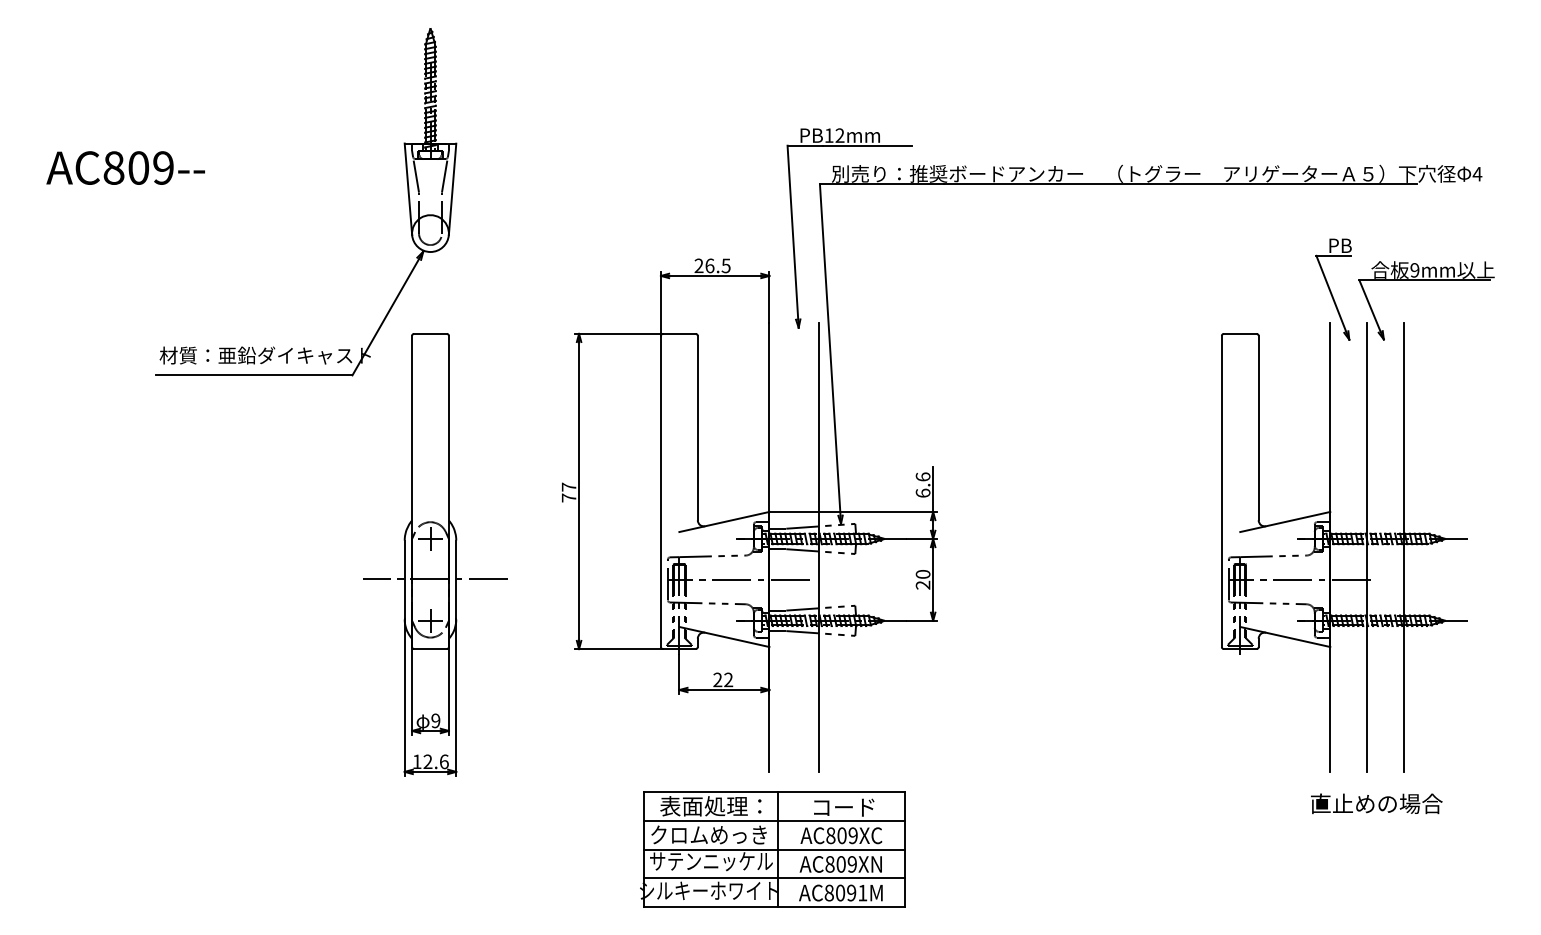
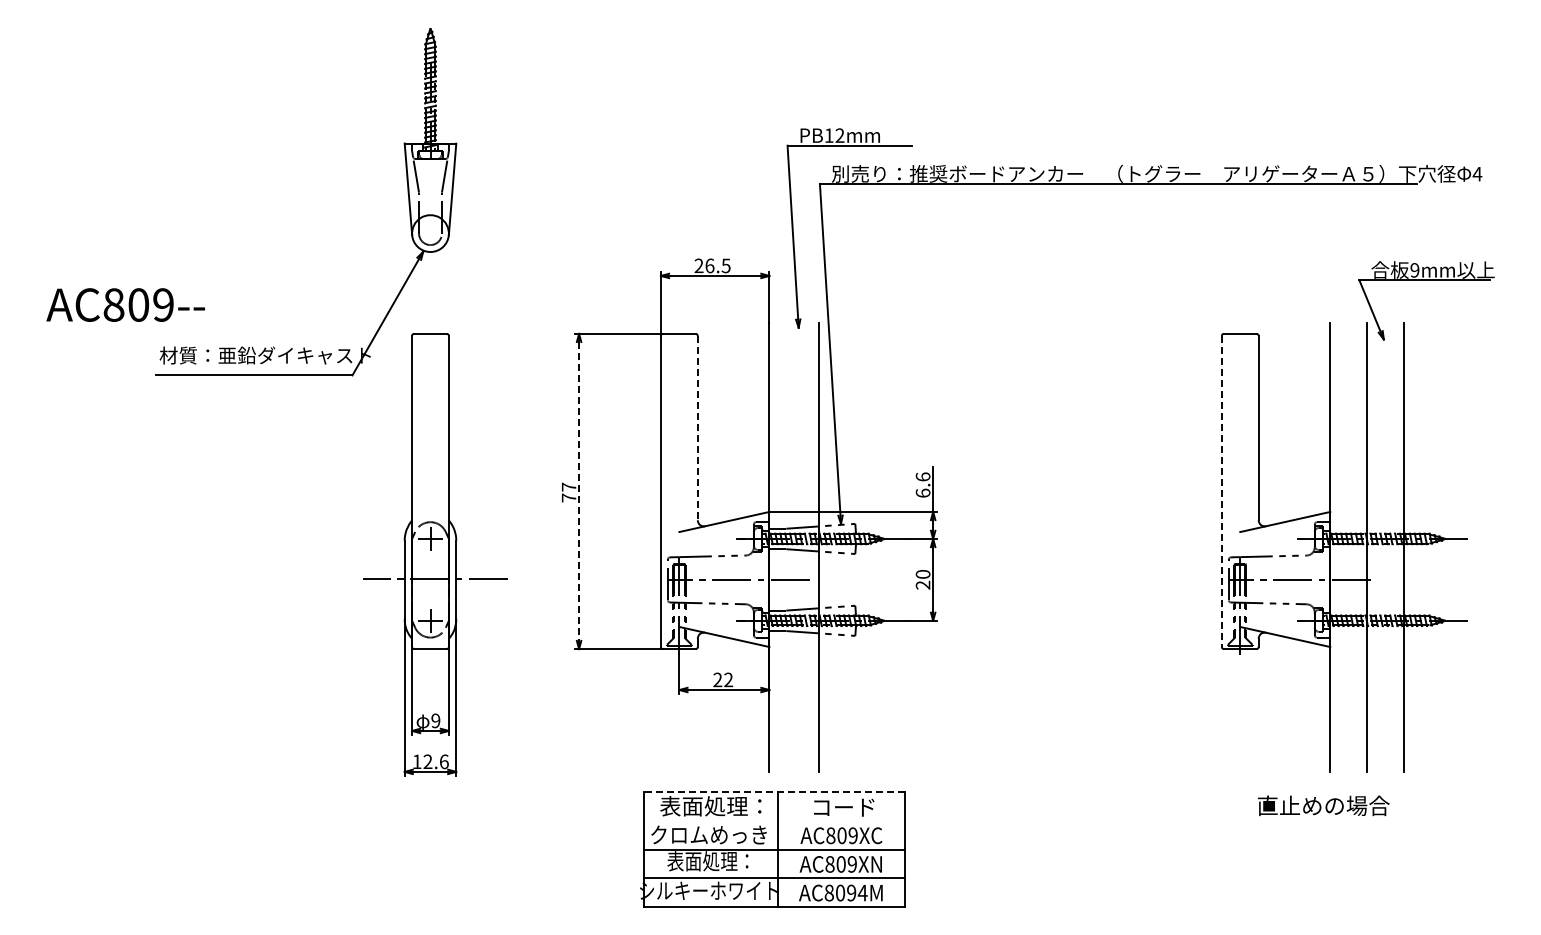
text position: (125, 167) -> (125, 304) (125, 304)
part: present -> none (1333, 289)
line: solid -> dashed (697, 428)
line: solid -> dashed (579, 491)
line: solid -> dashed (1221, 491)
line: solid -> dashed (773, 792)
text position: (1376, 803) -> (1323, 805) (1323, 805)
line: present -> none (773, 820)
text: サテンニッケル -> 表面処理： (711, 861)
text: AC8091M -> AC8094M (862, 893)
